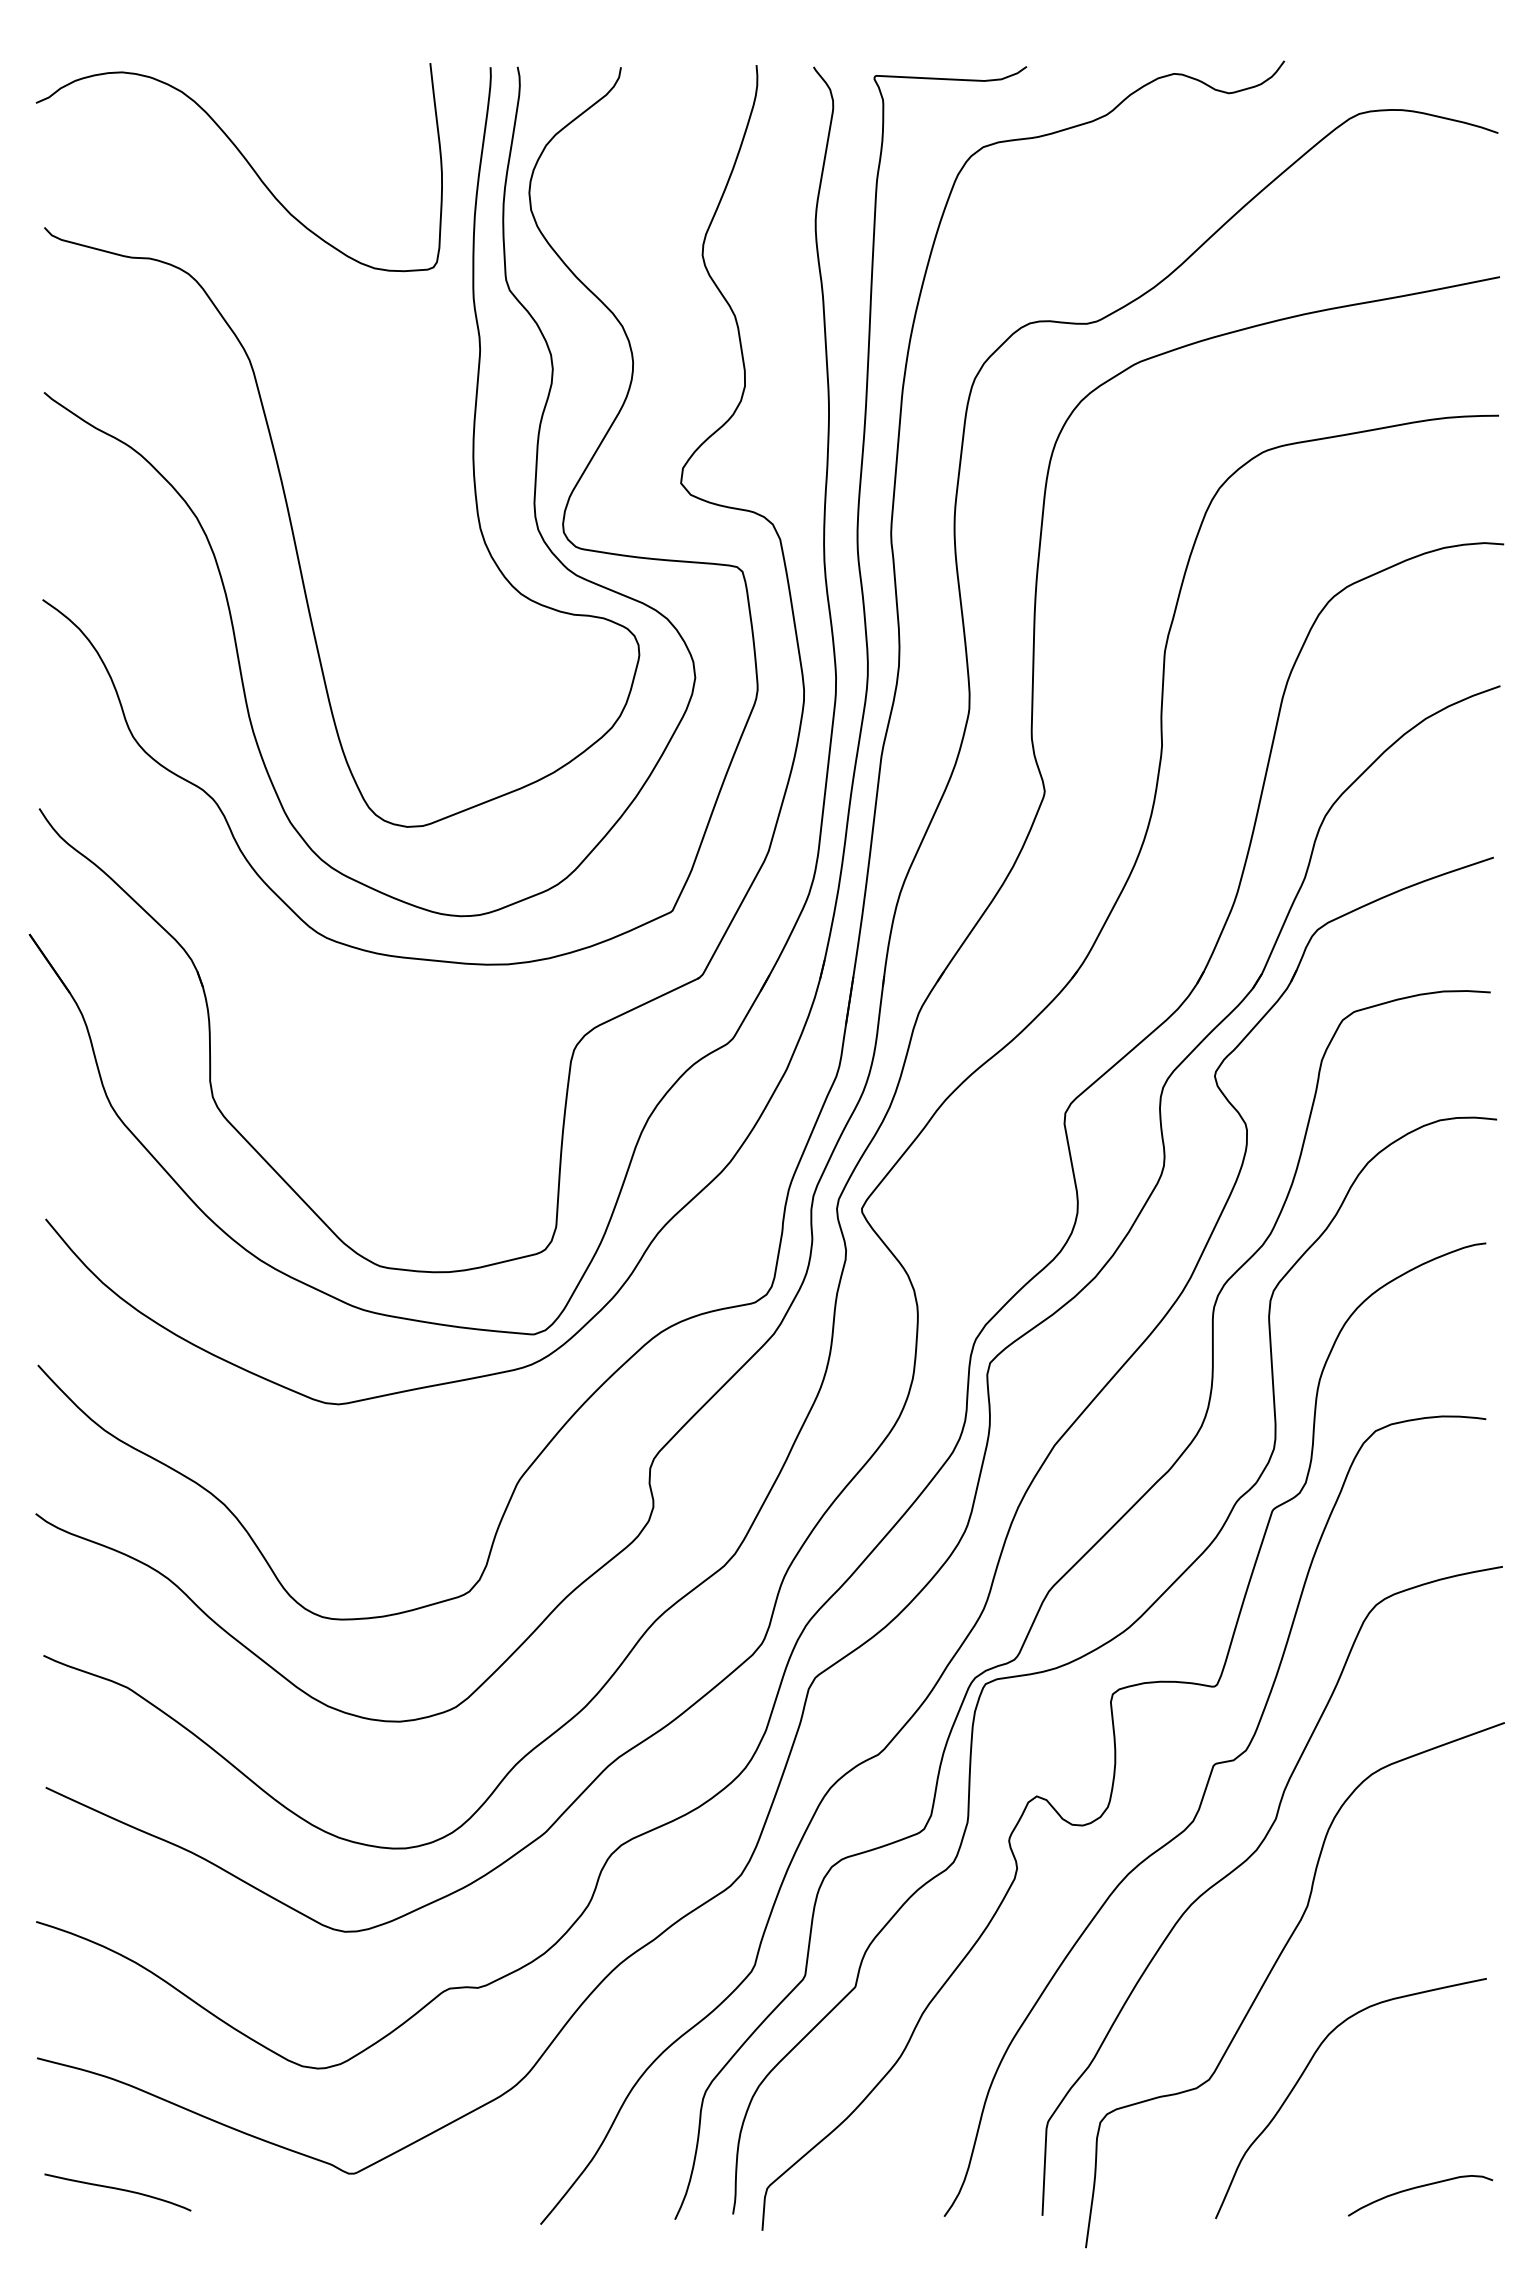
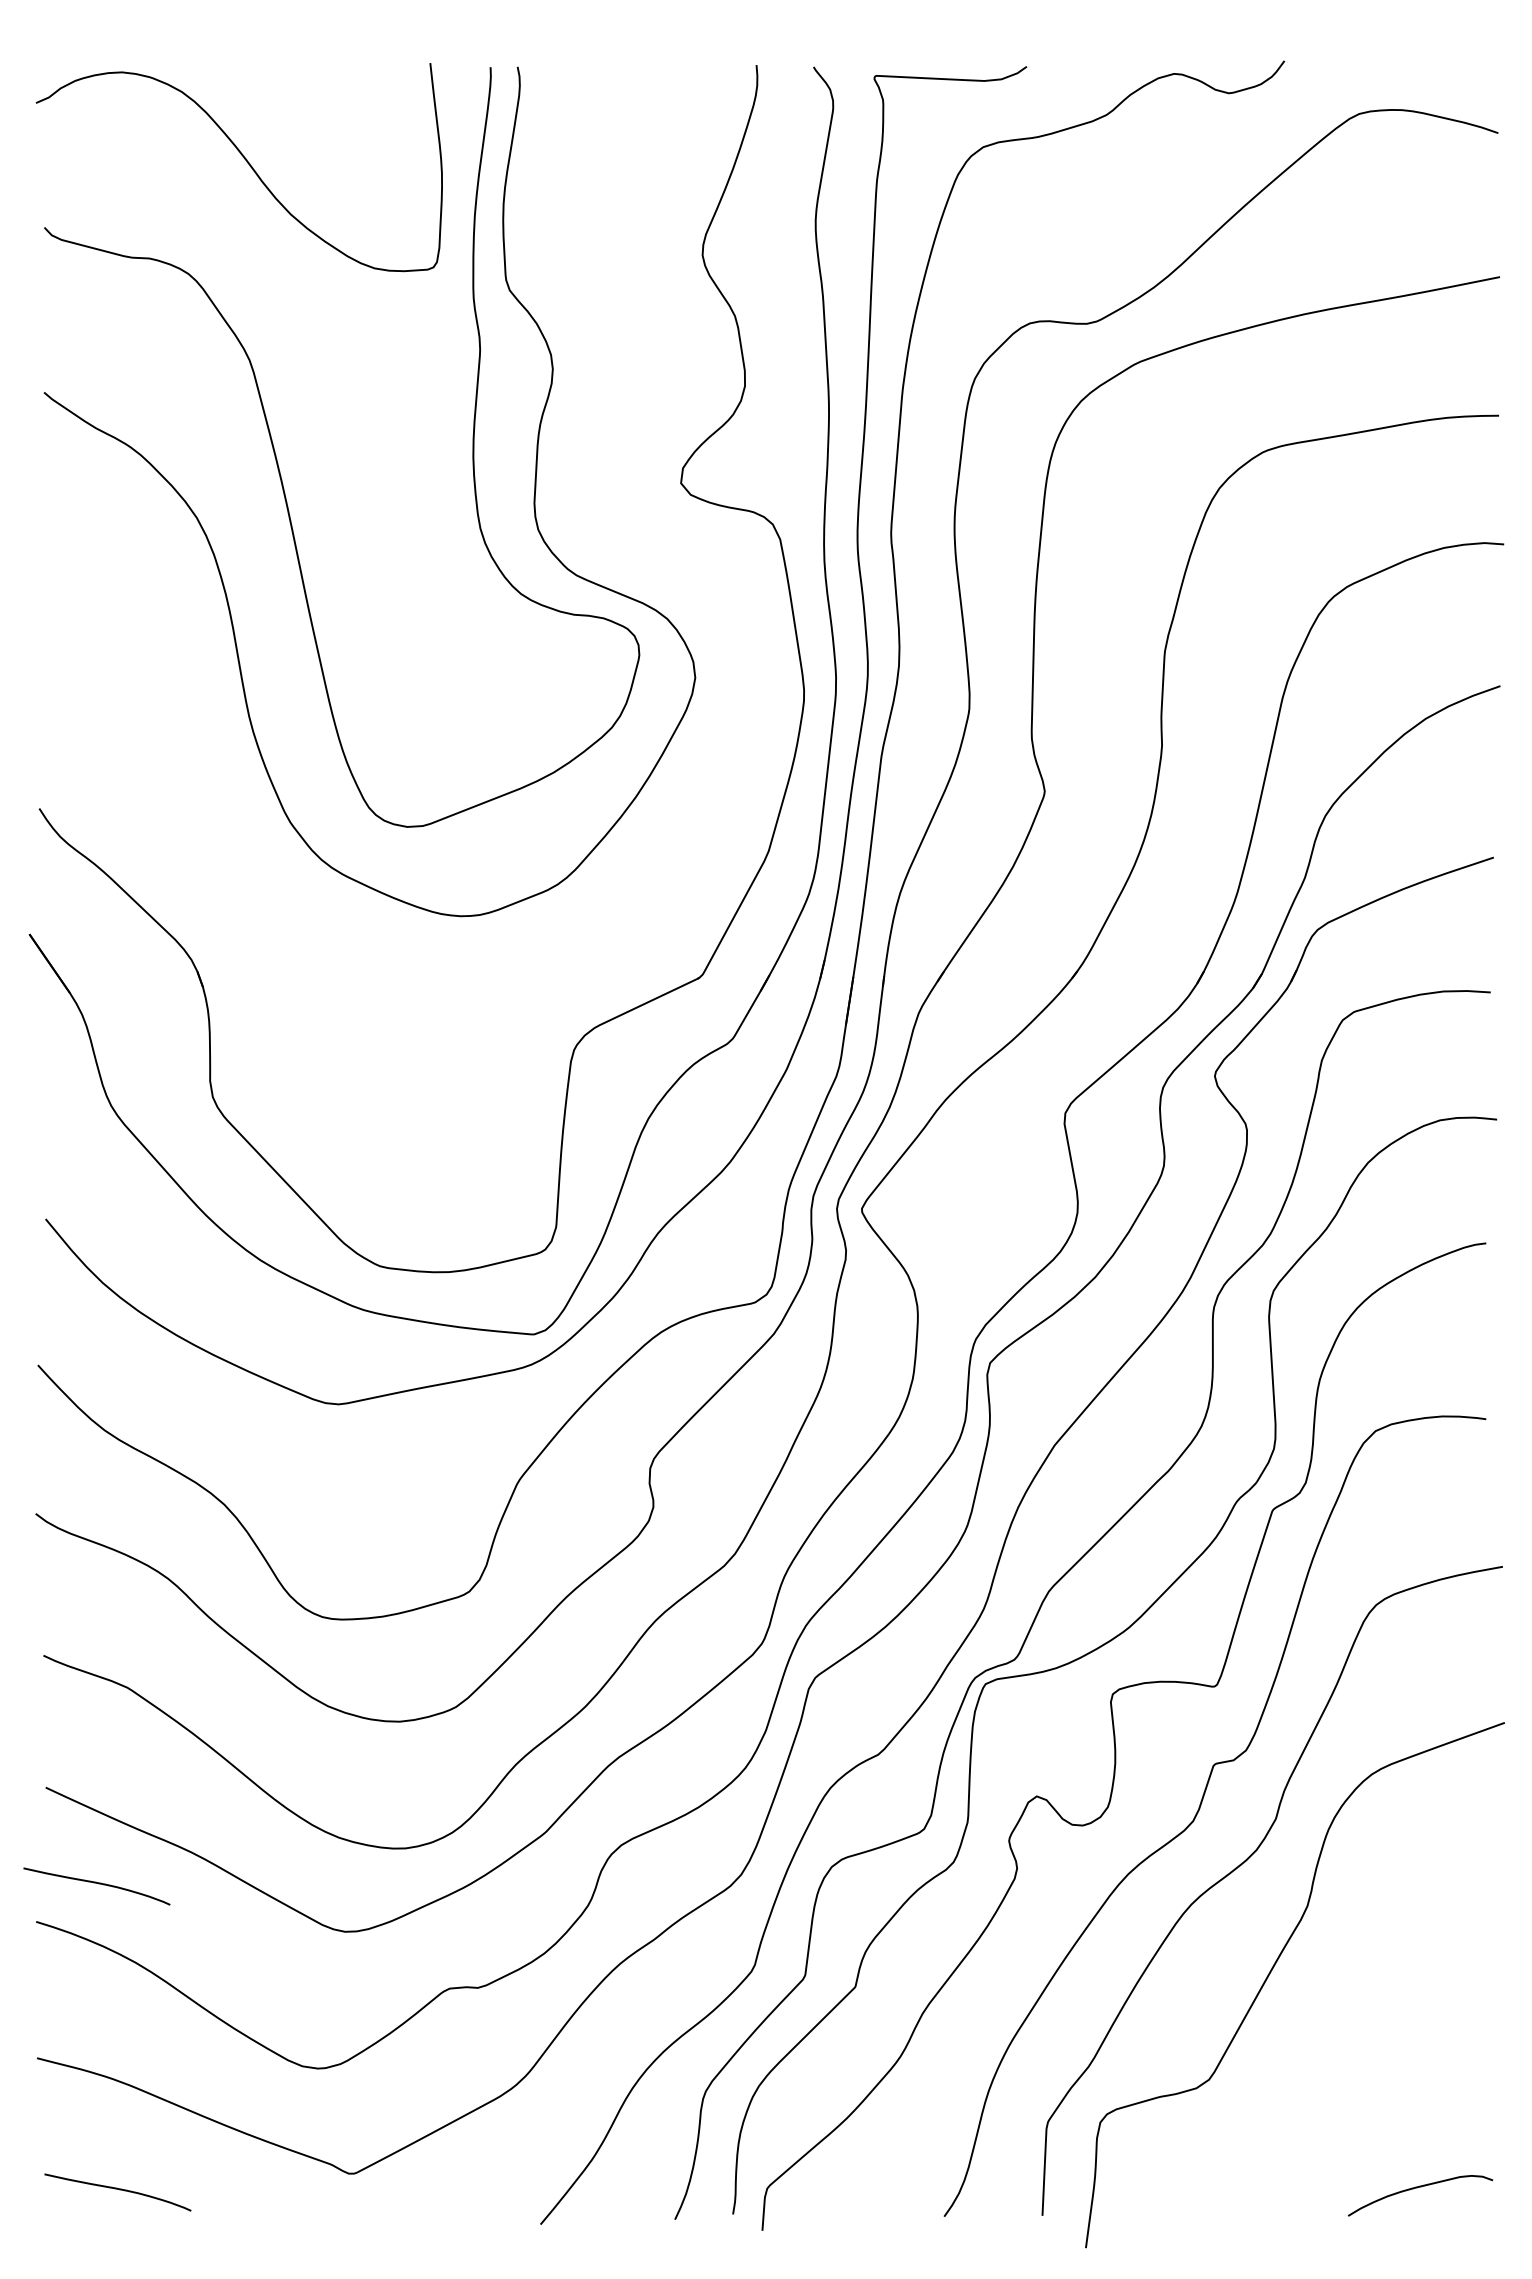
curve: present -> none (562, 519)
curve: none -> present (98, 1884)
curve: present -> none (1306, 2069)
